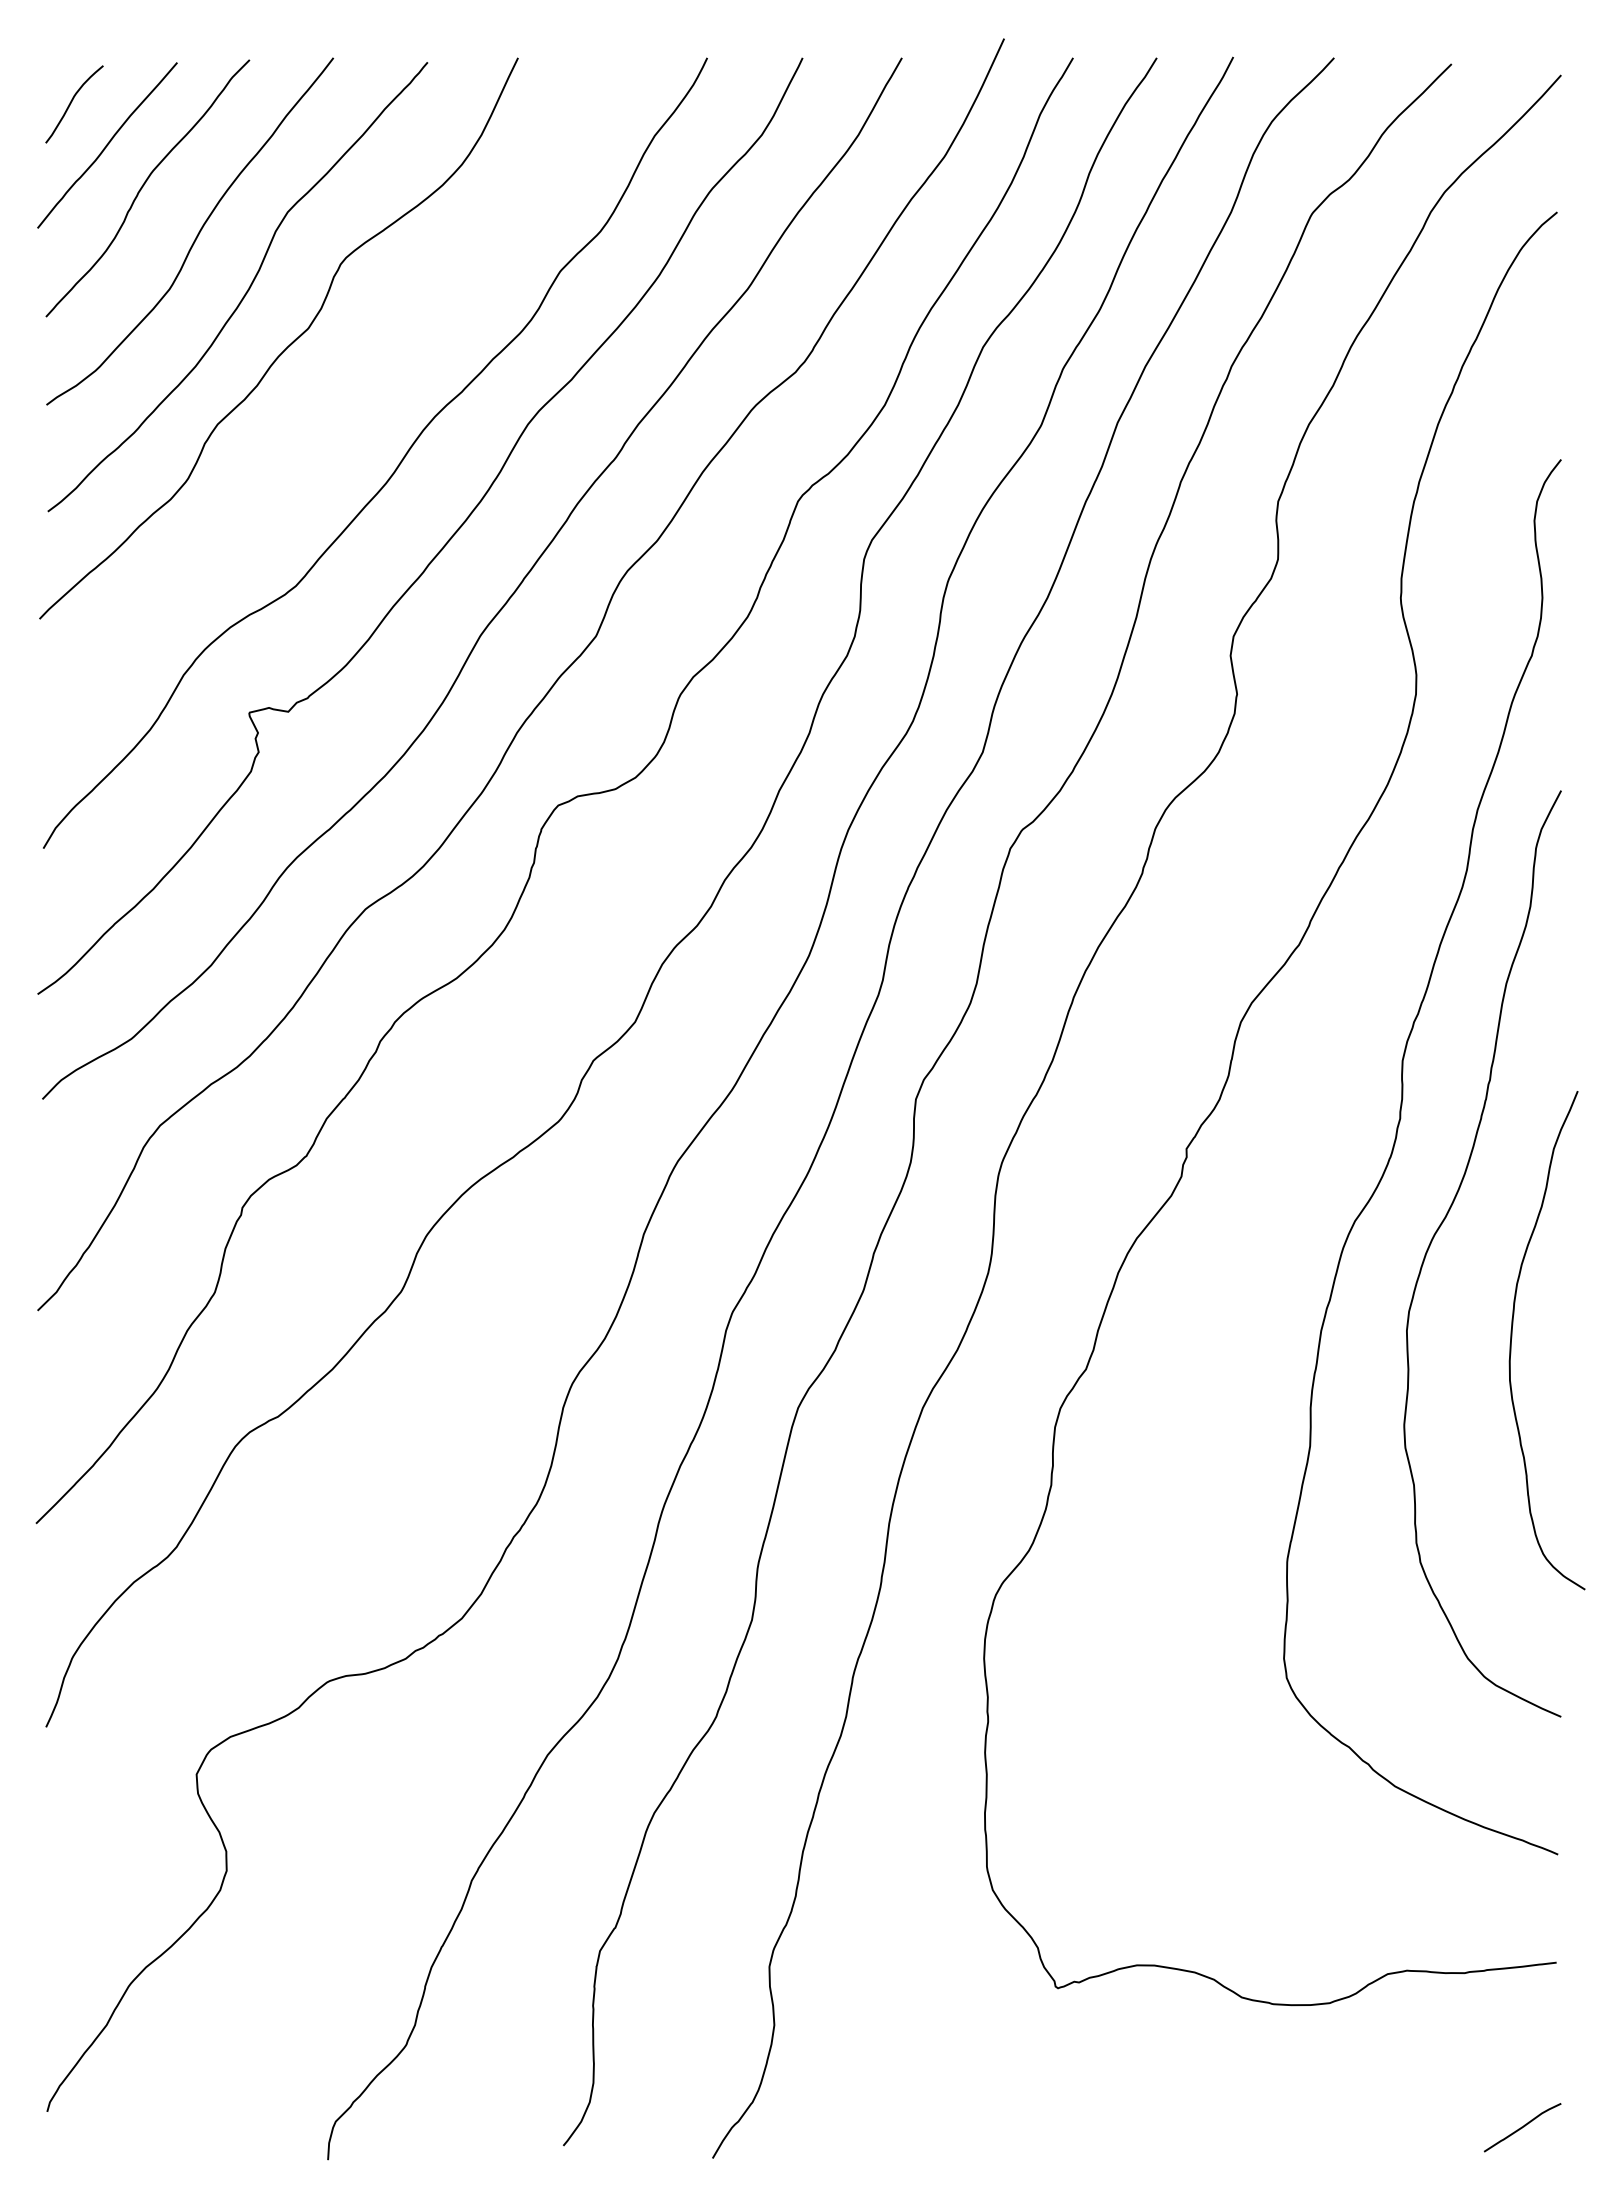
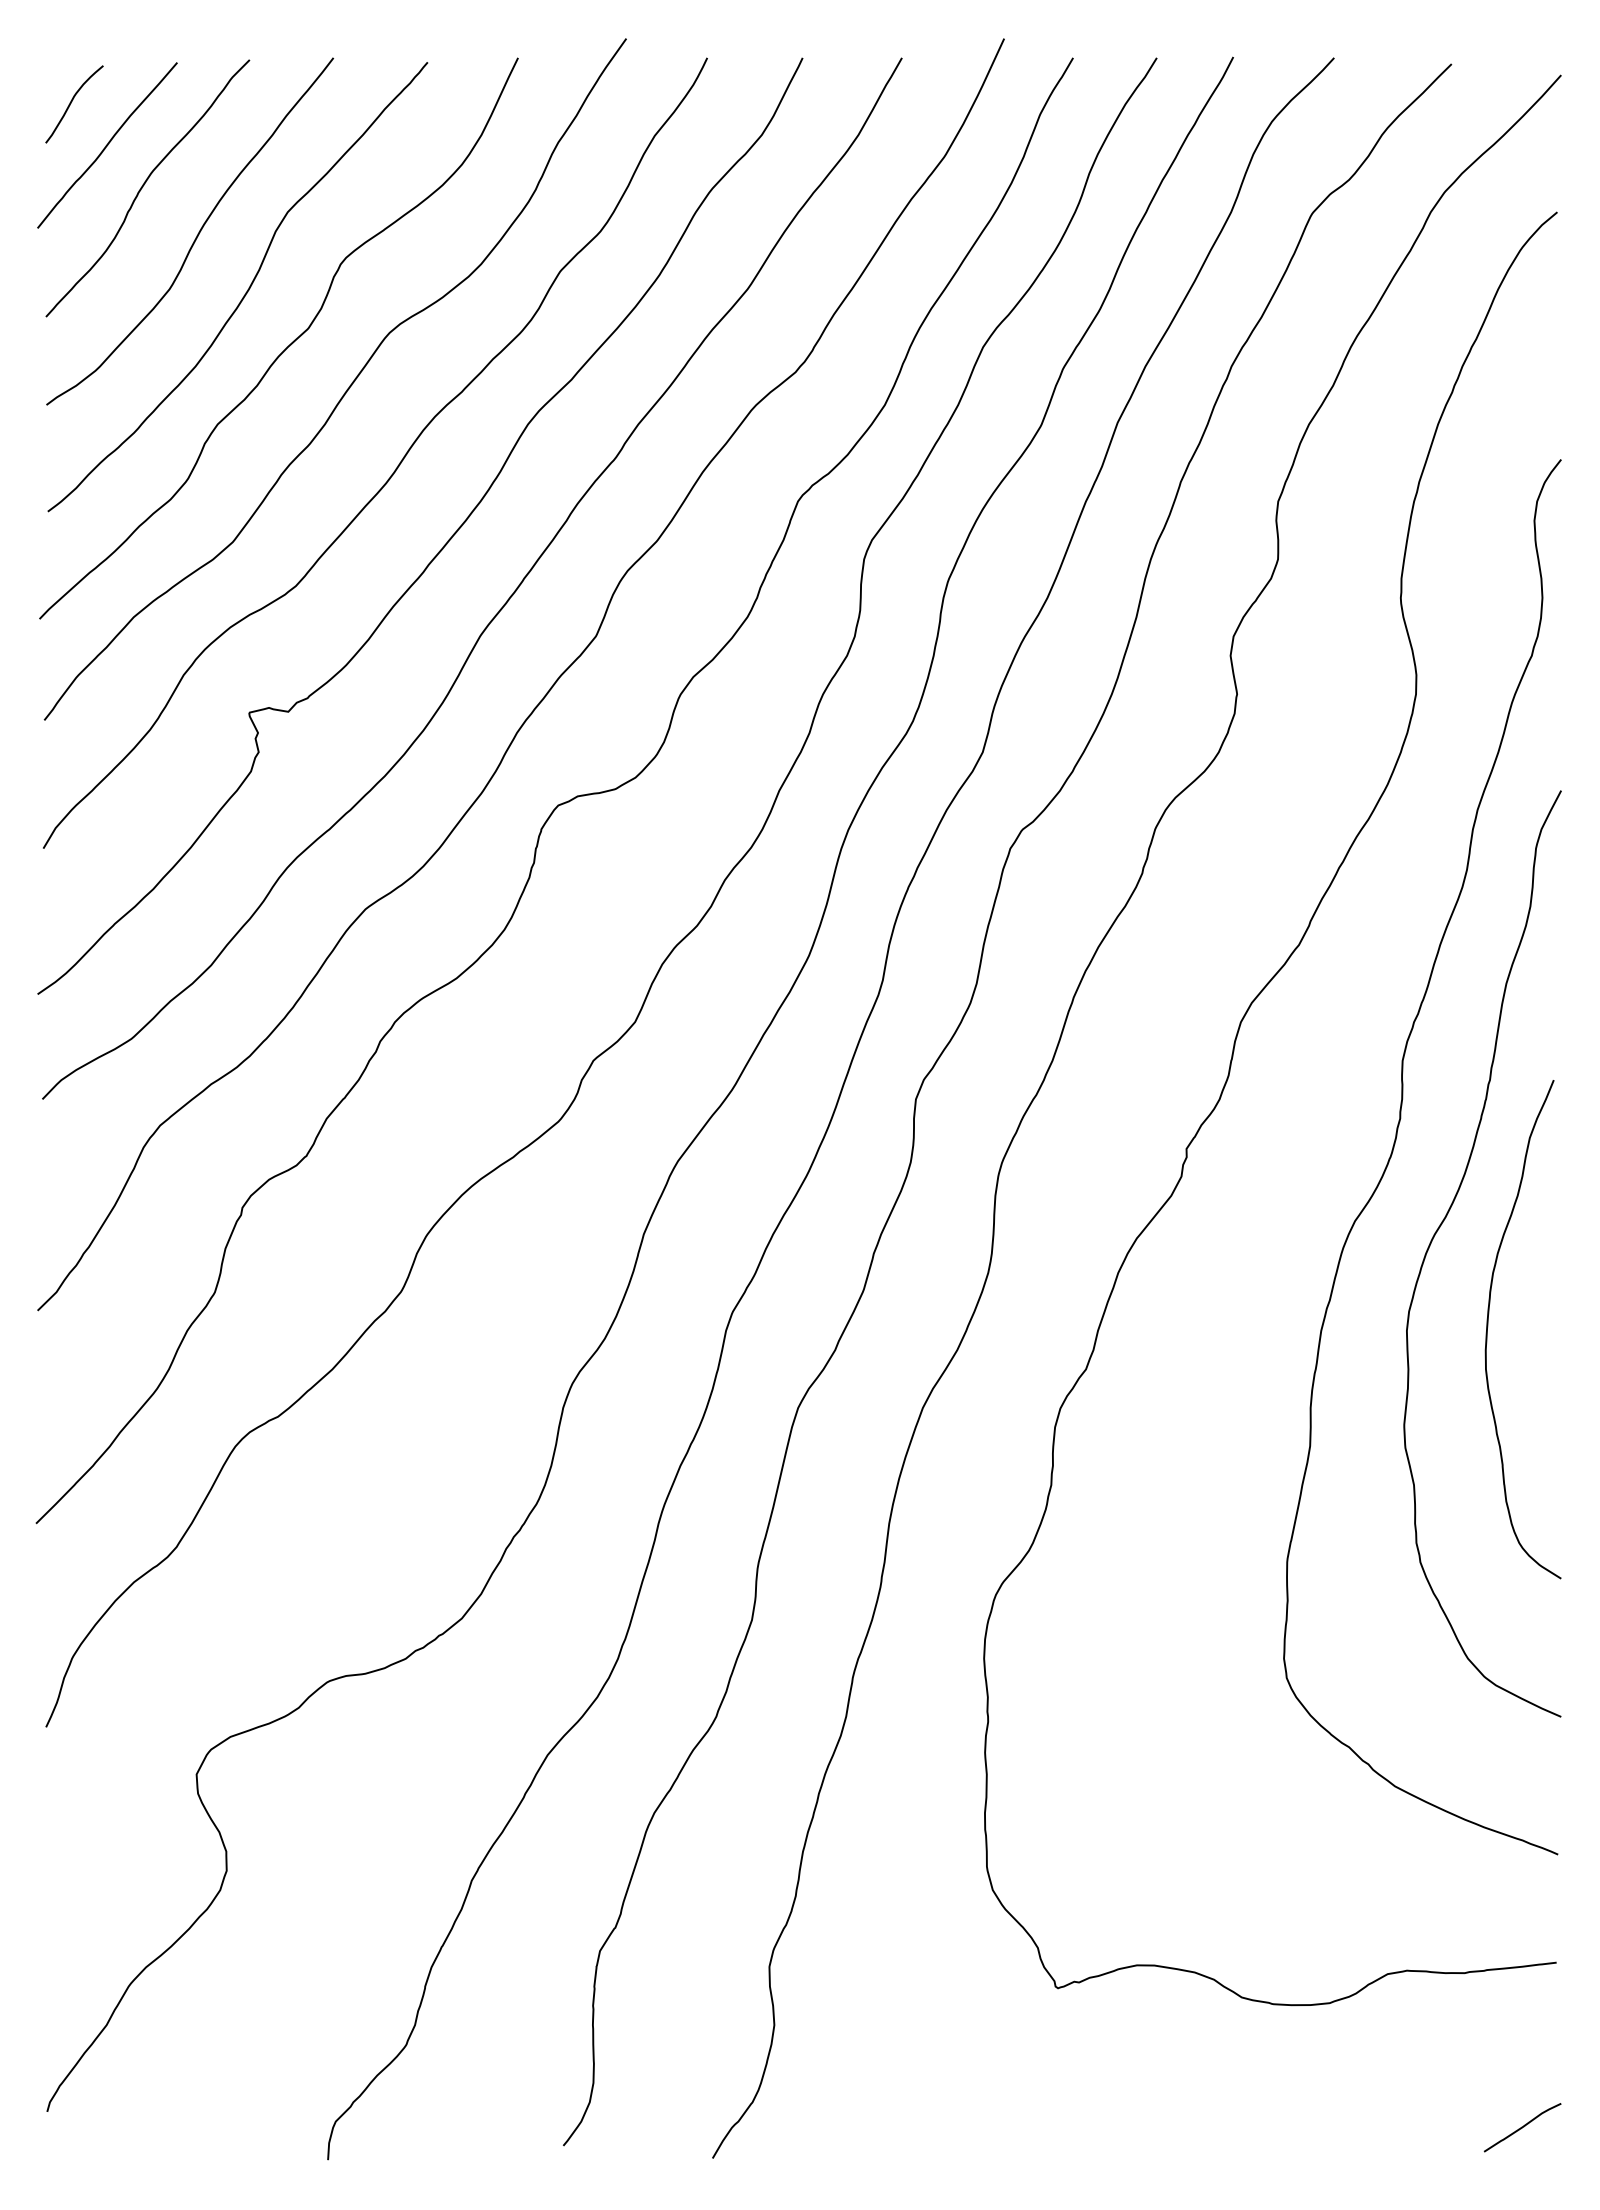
curve: none -> present (346, 389)
curve position: (1512, 1337) -> (1488, 1326) (1488, 1326)
